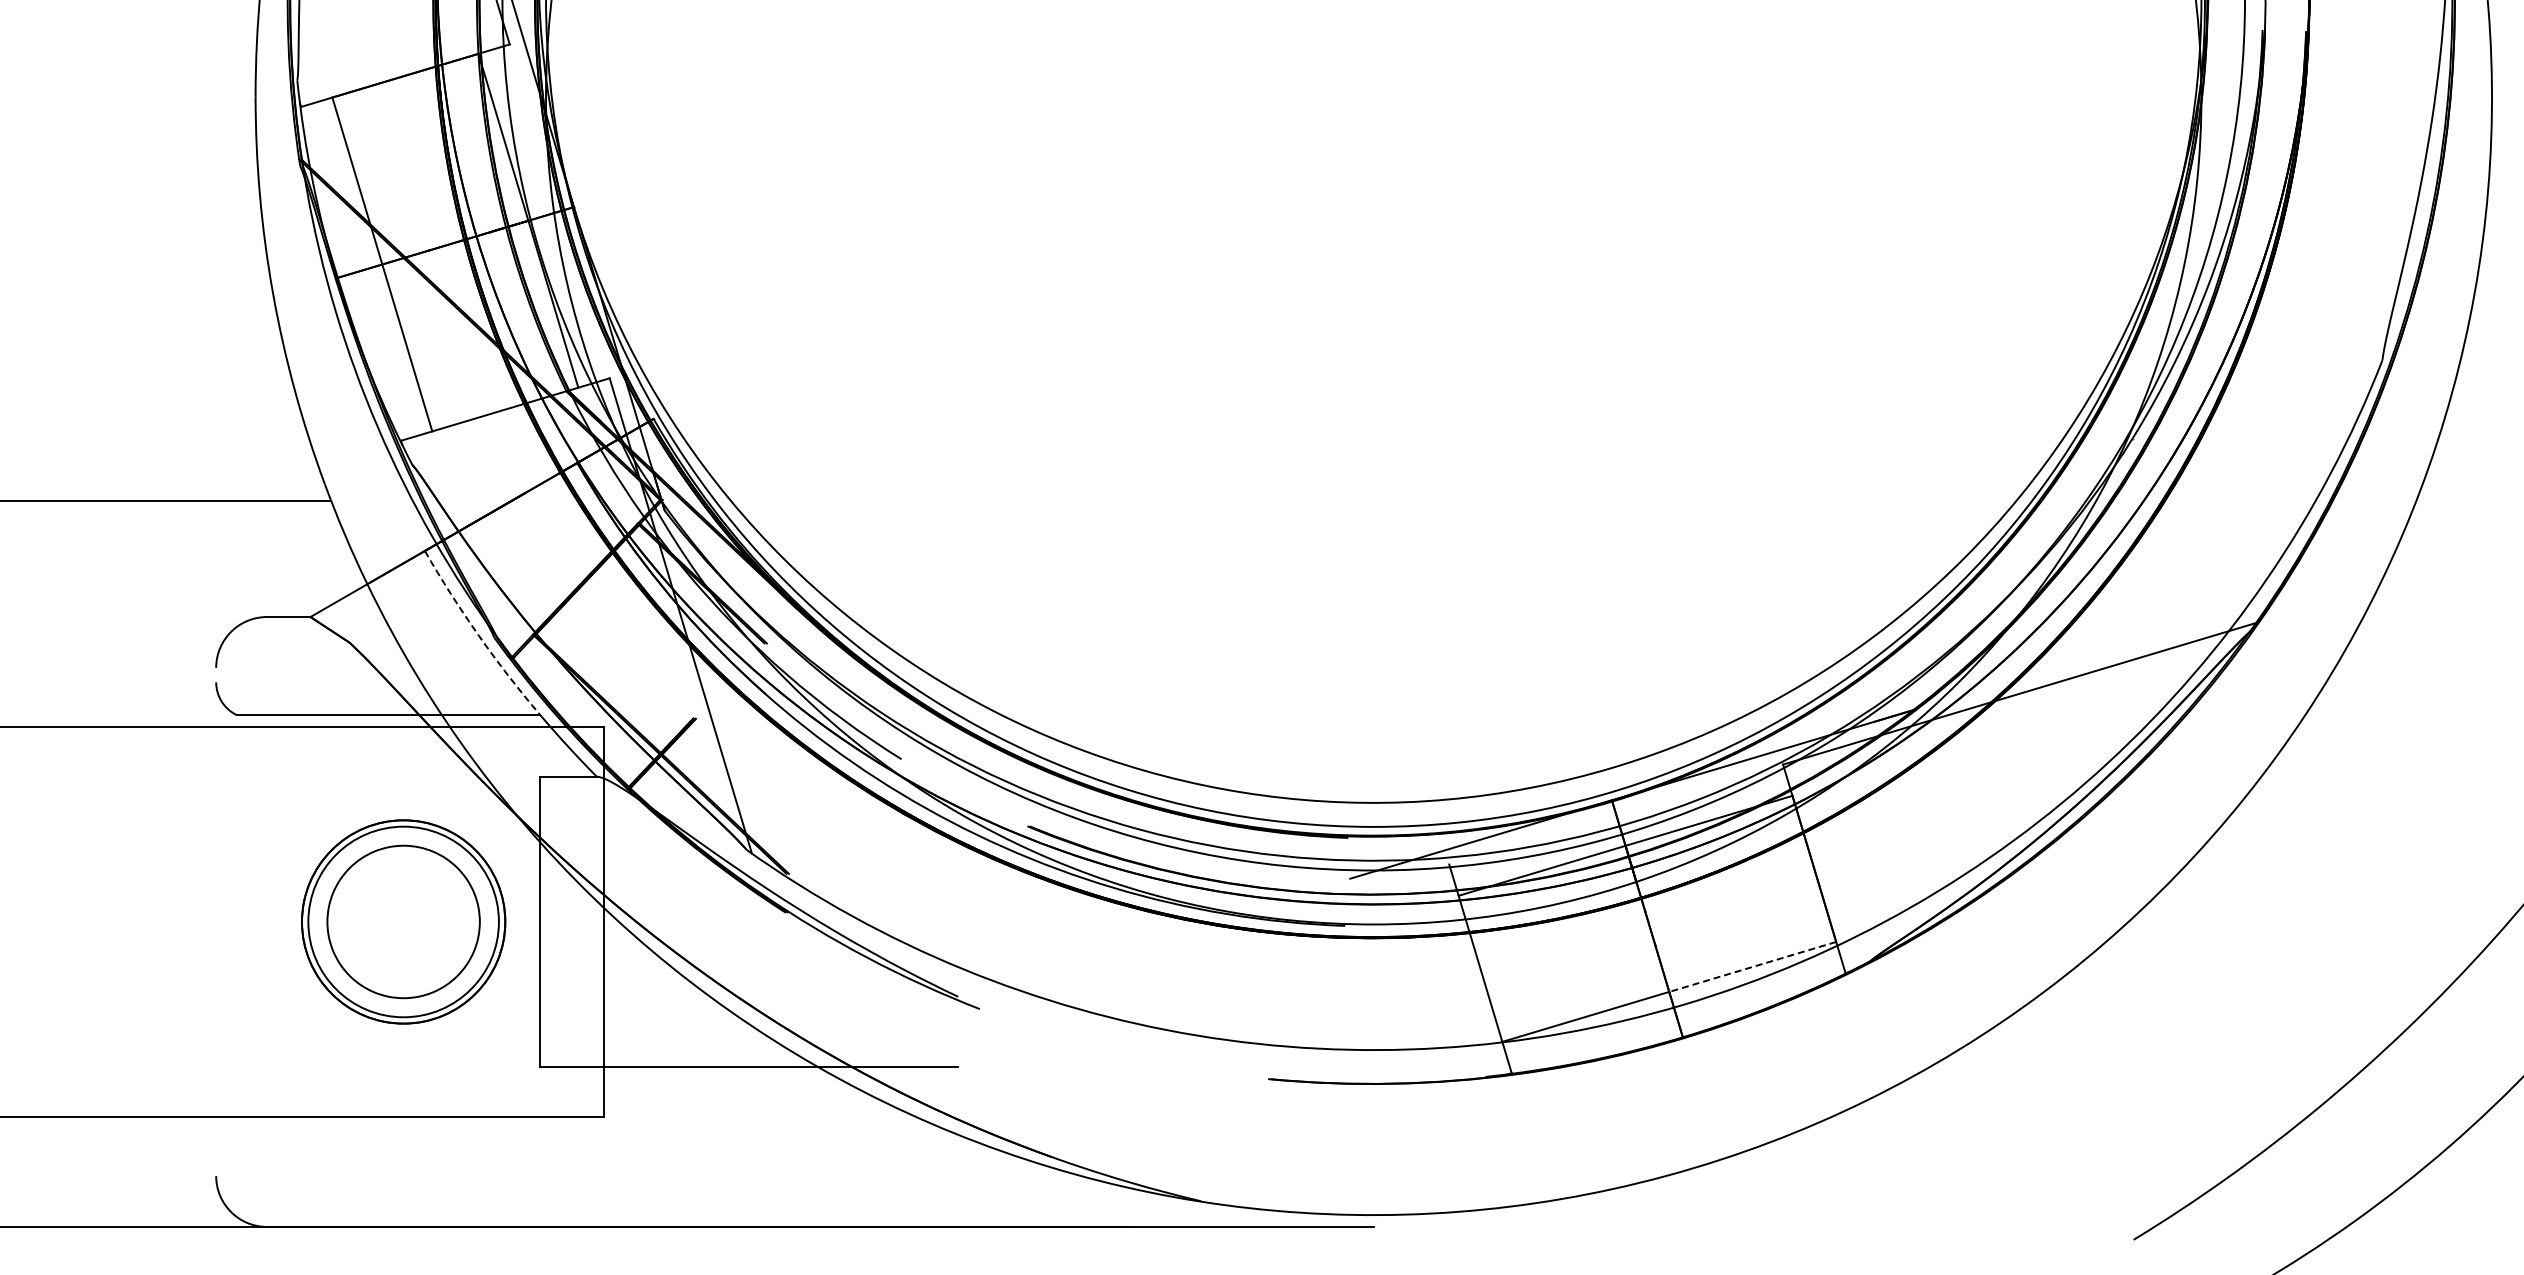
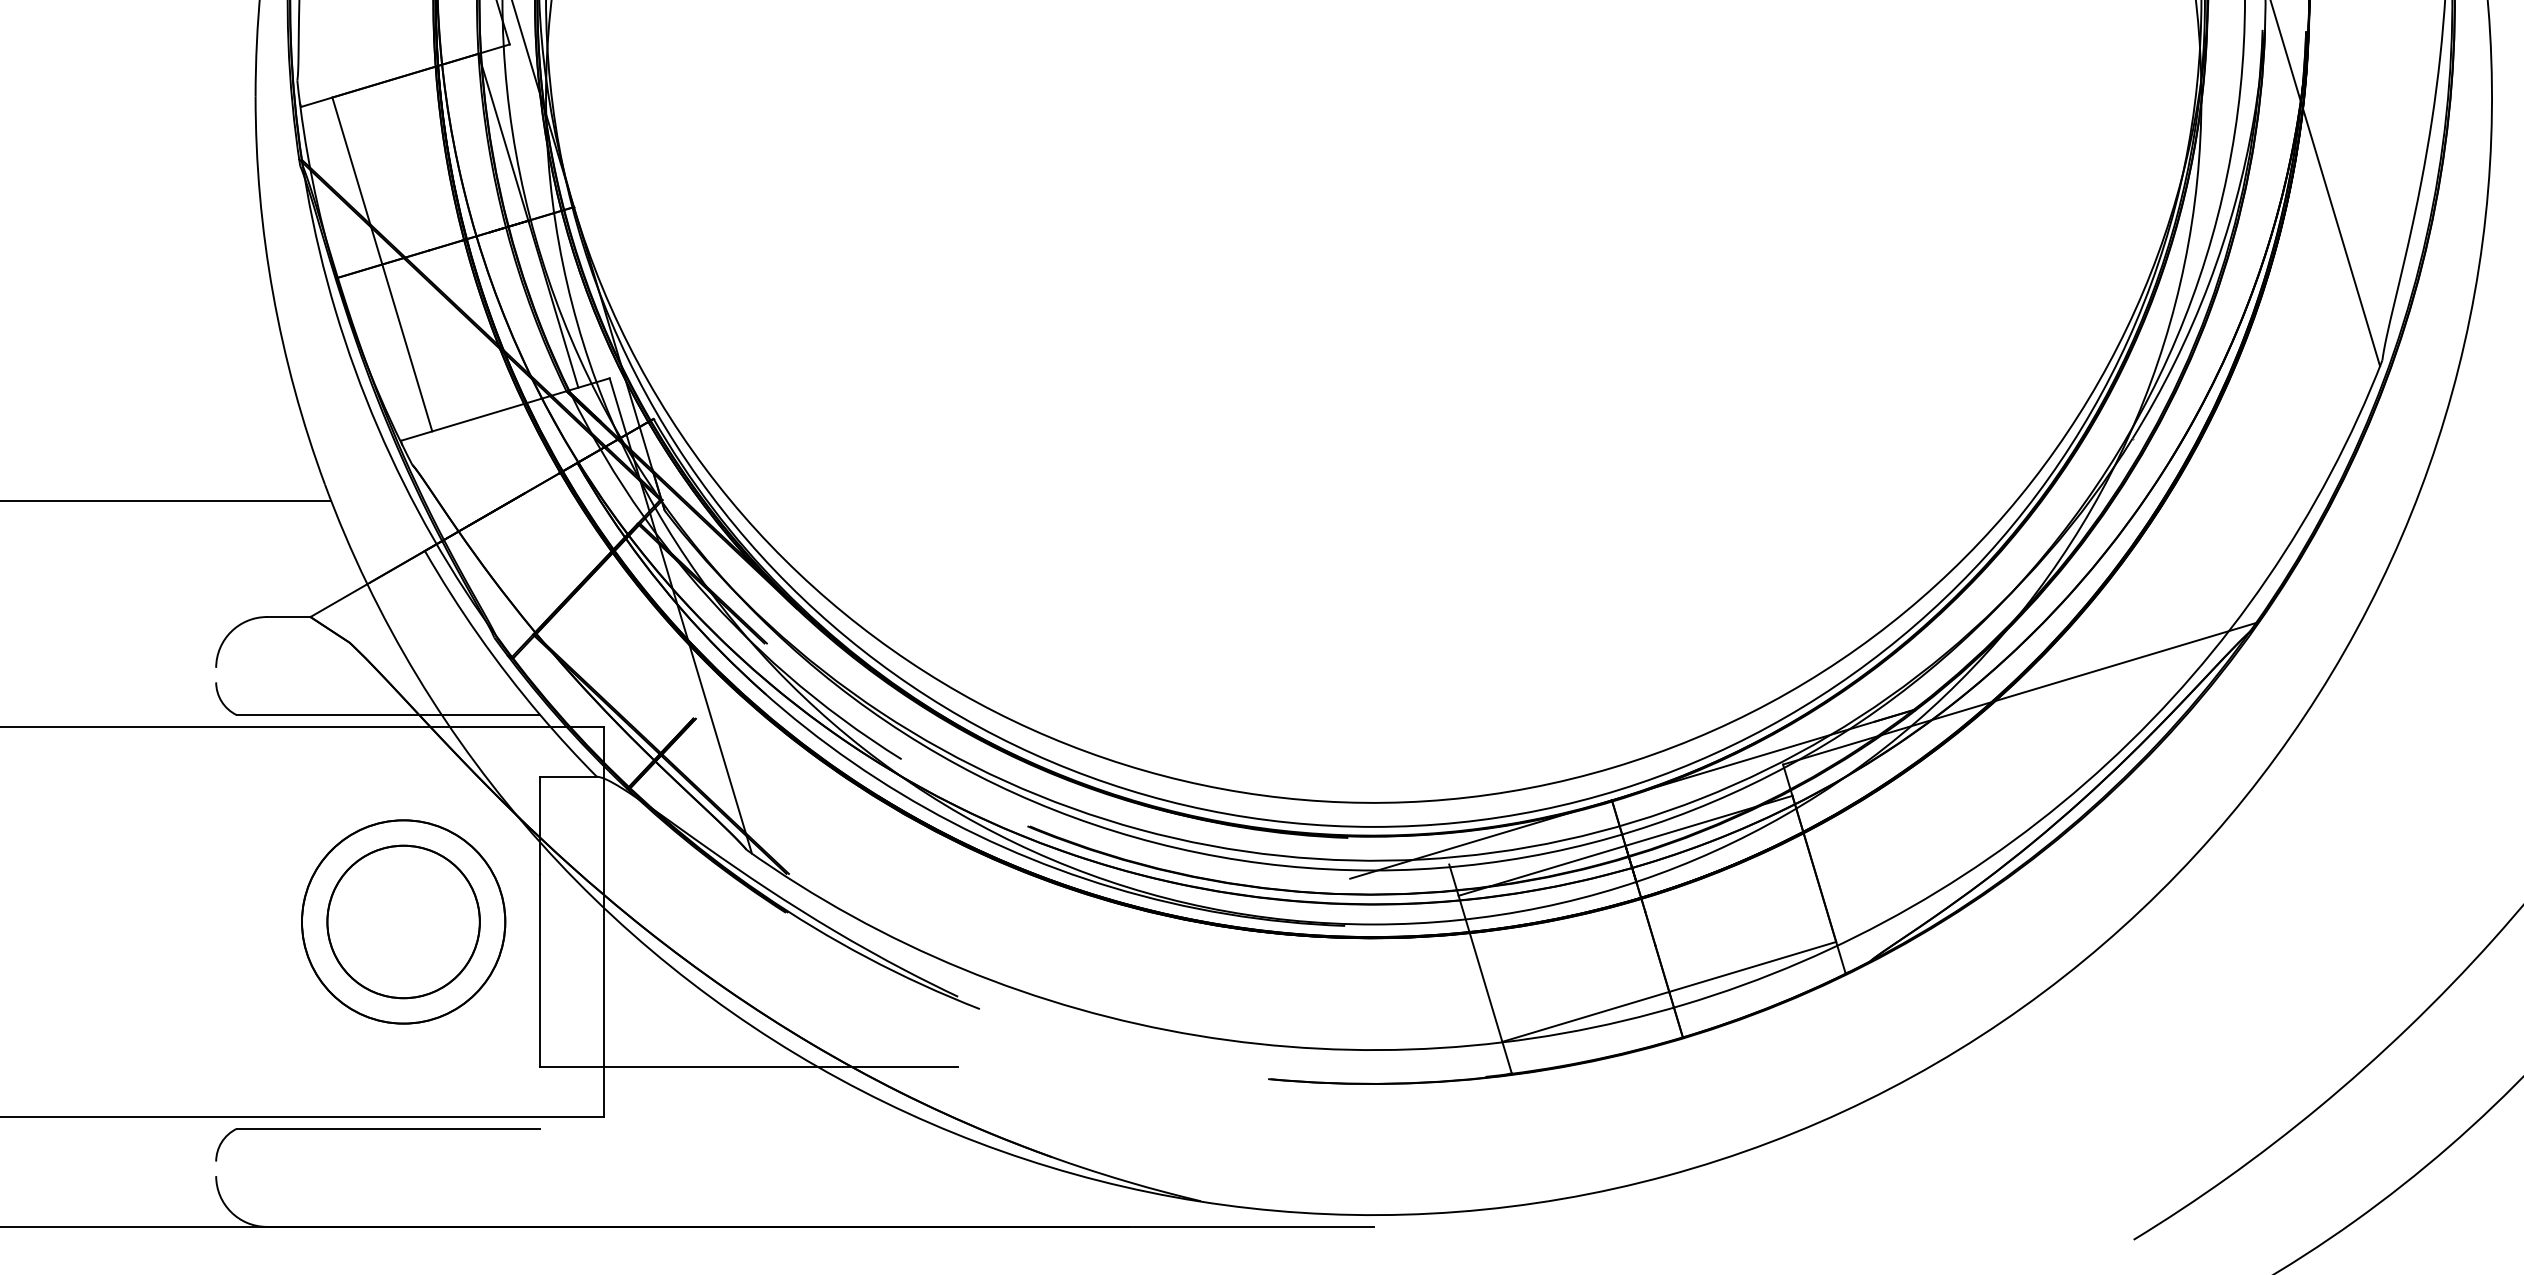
line: none -> present (2325, 184)
arc: dashed -> solid (478, 635)
circle diameter: 191 px -> 152 px (403, 921)
line: dashed -> solid (1752, 967)
part: none -> present (377, 1129)
